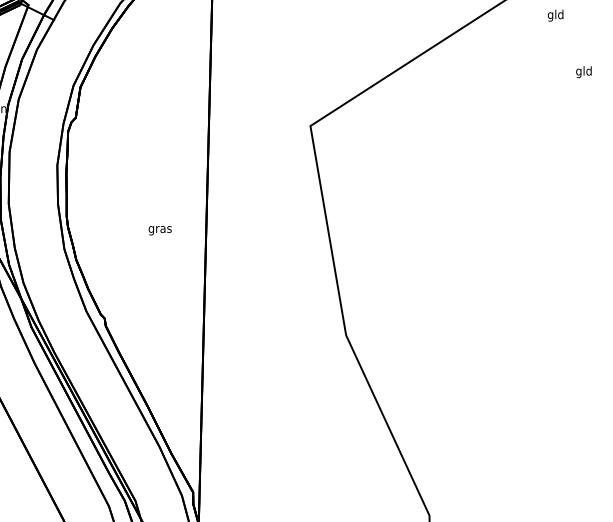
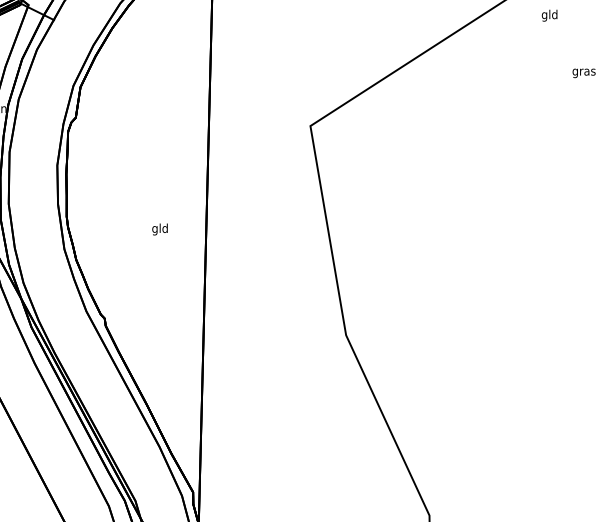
text position: (555, 15) -> (549, 15) (549, 15)
text: gld -> gras (583, 72)
text: gras -> gld (159, 229)
